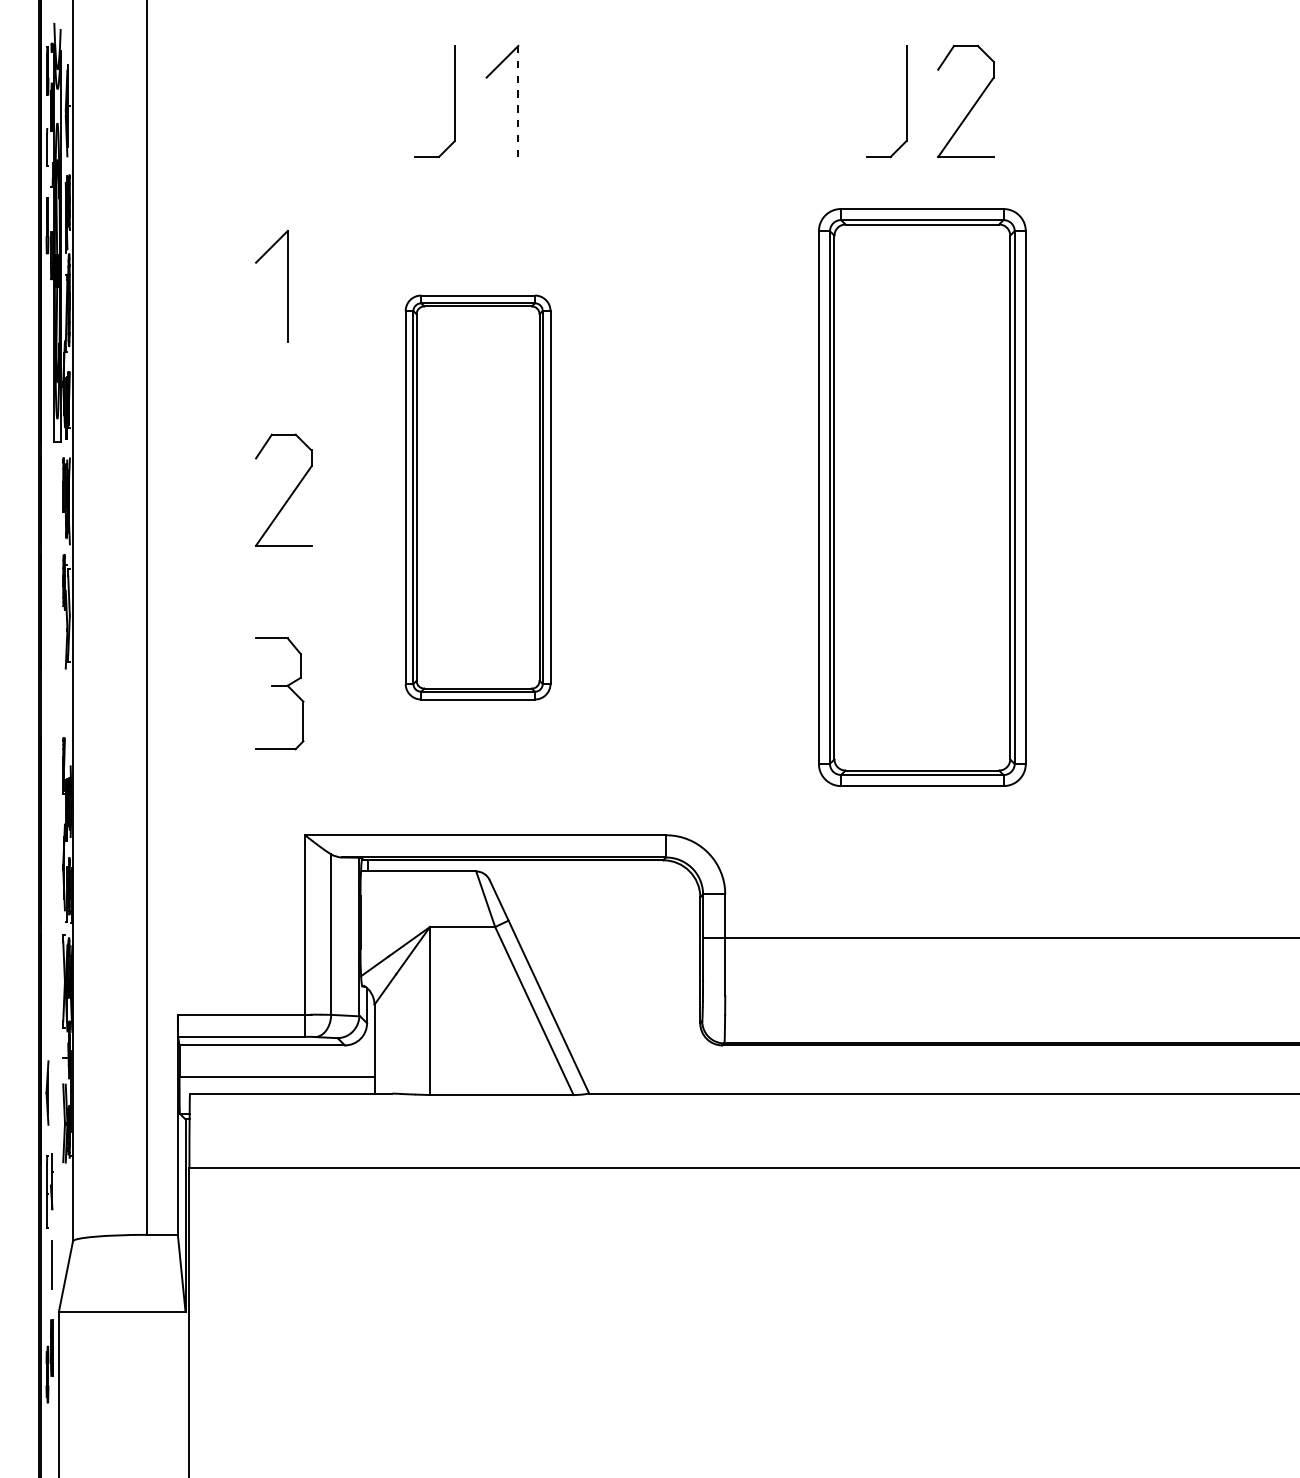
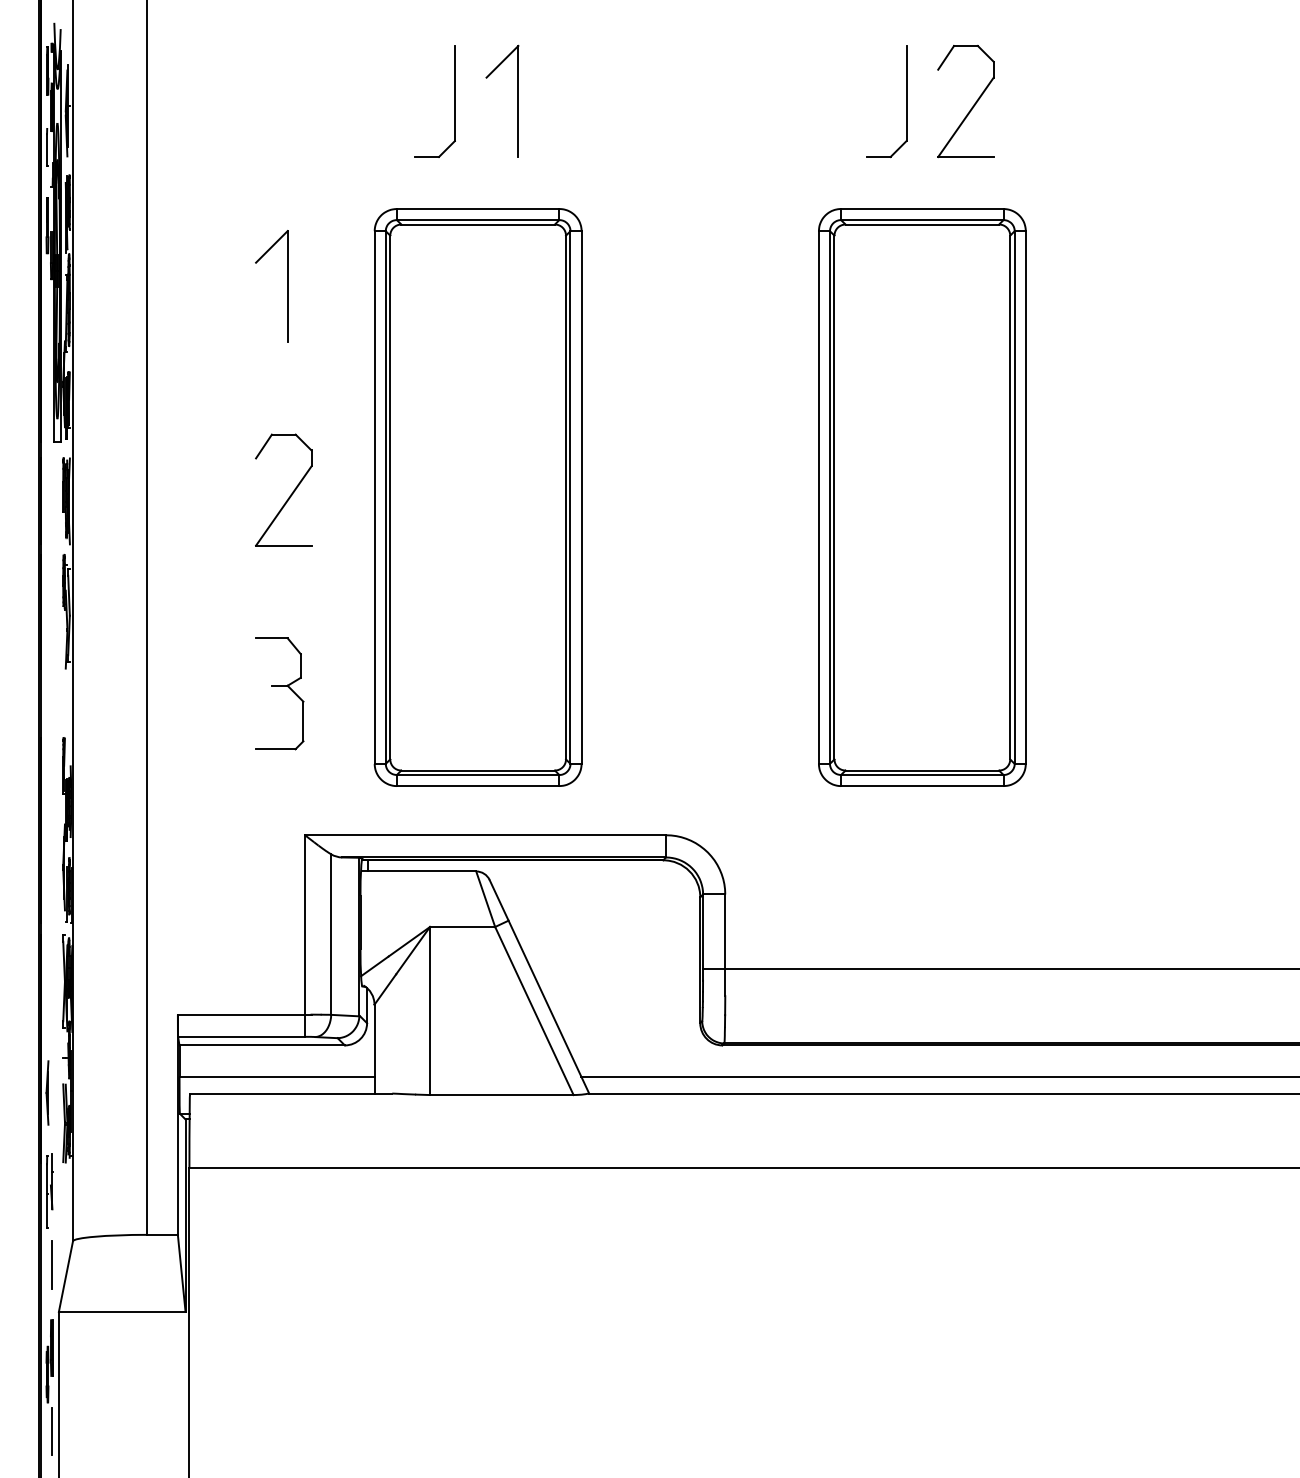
line: dashed -> solid (518, 101)
part size: 148x407 px -> 210x579 px (477, 497)
line position: (999, 938) -> (999, 969) (999, 969)
line: none -> present (938, 1076)
line: none -> present (52, 1431)
